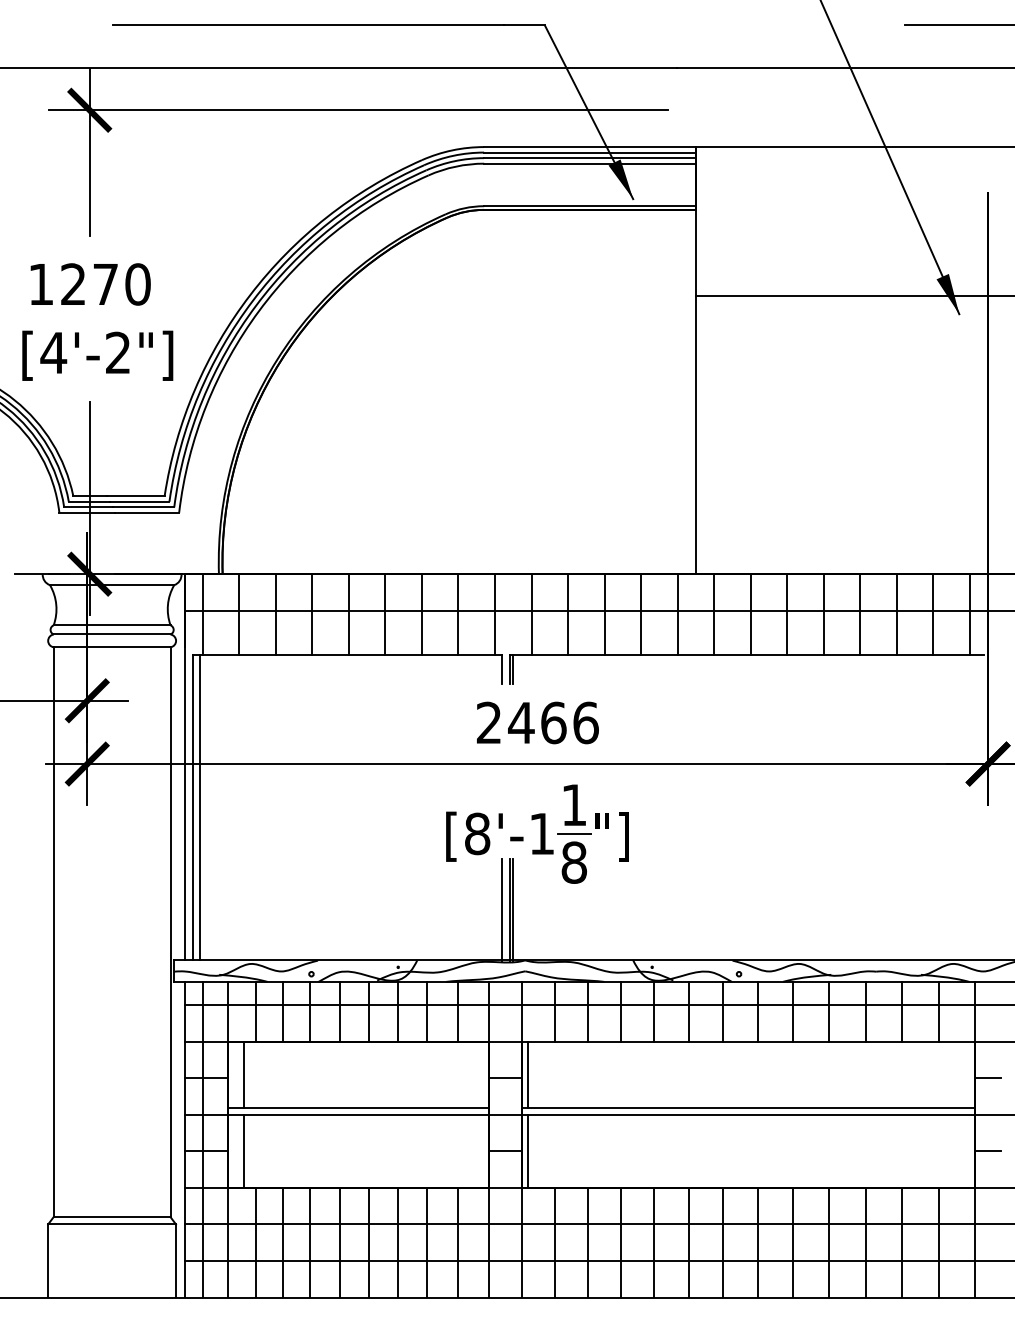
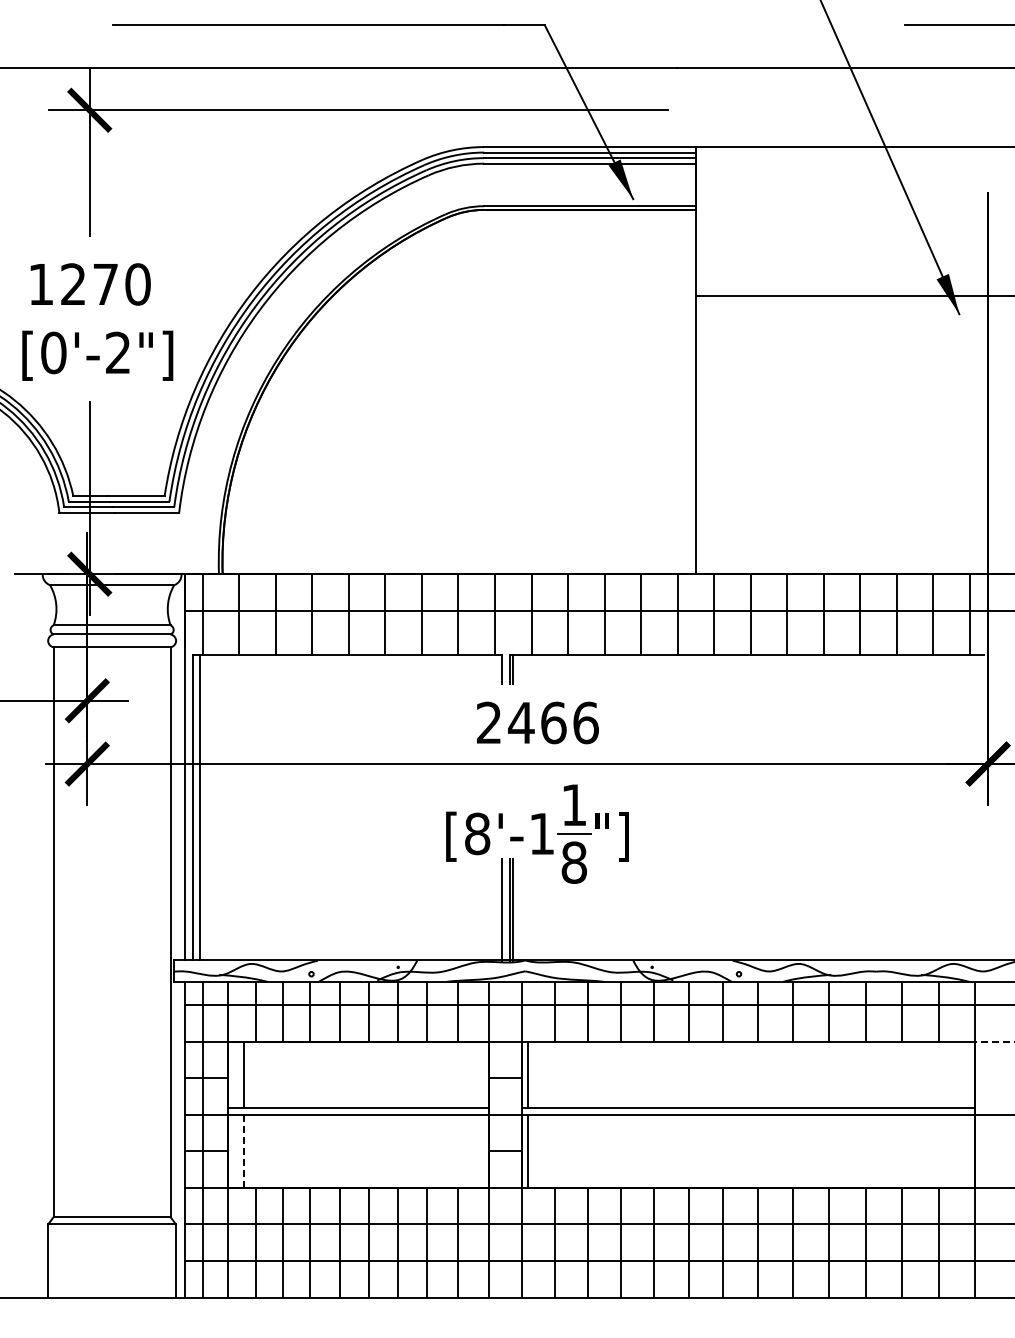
text: [4'-2"] -> [0'-2"] (53, 352)
line: solid -> dashed (994, 1041)
line: present -> none (987, 1078)
line: solid -> dashed (243, 1151)
line: present -> none (987, 1151)
